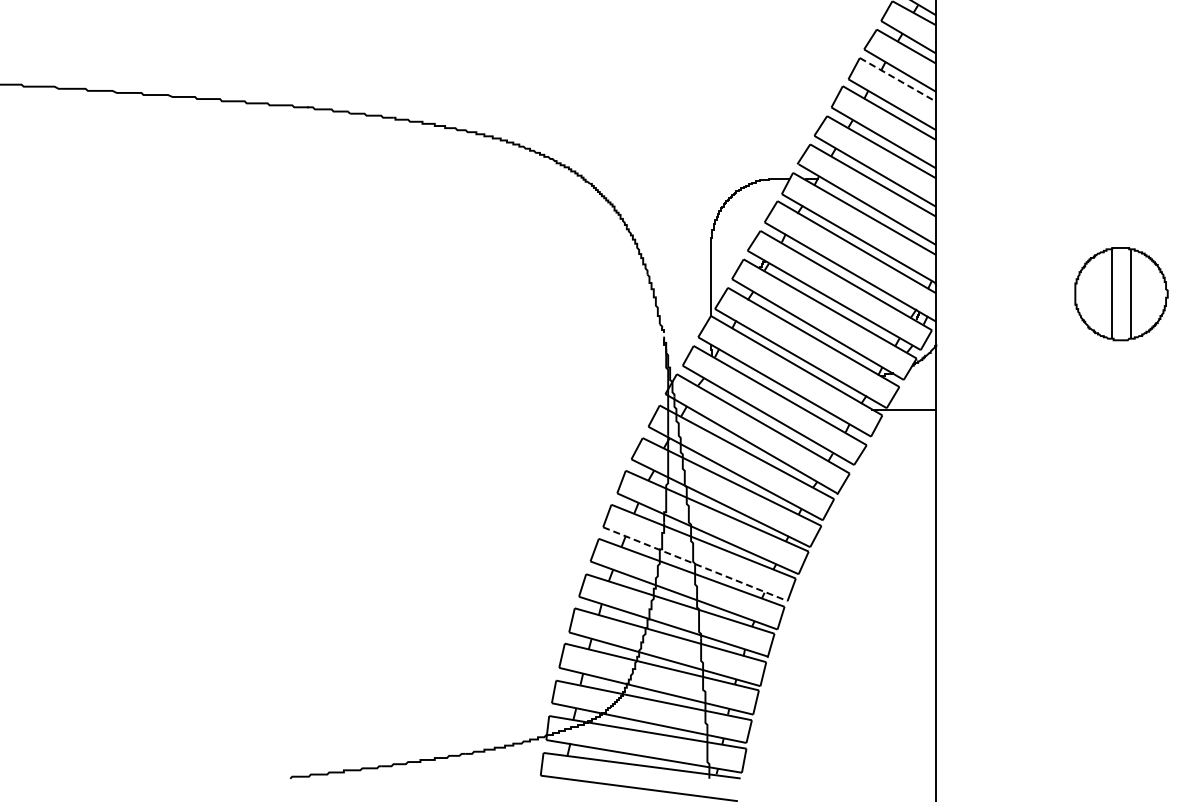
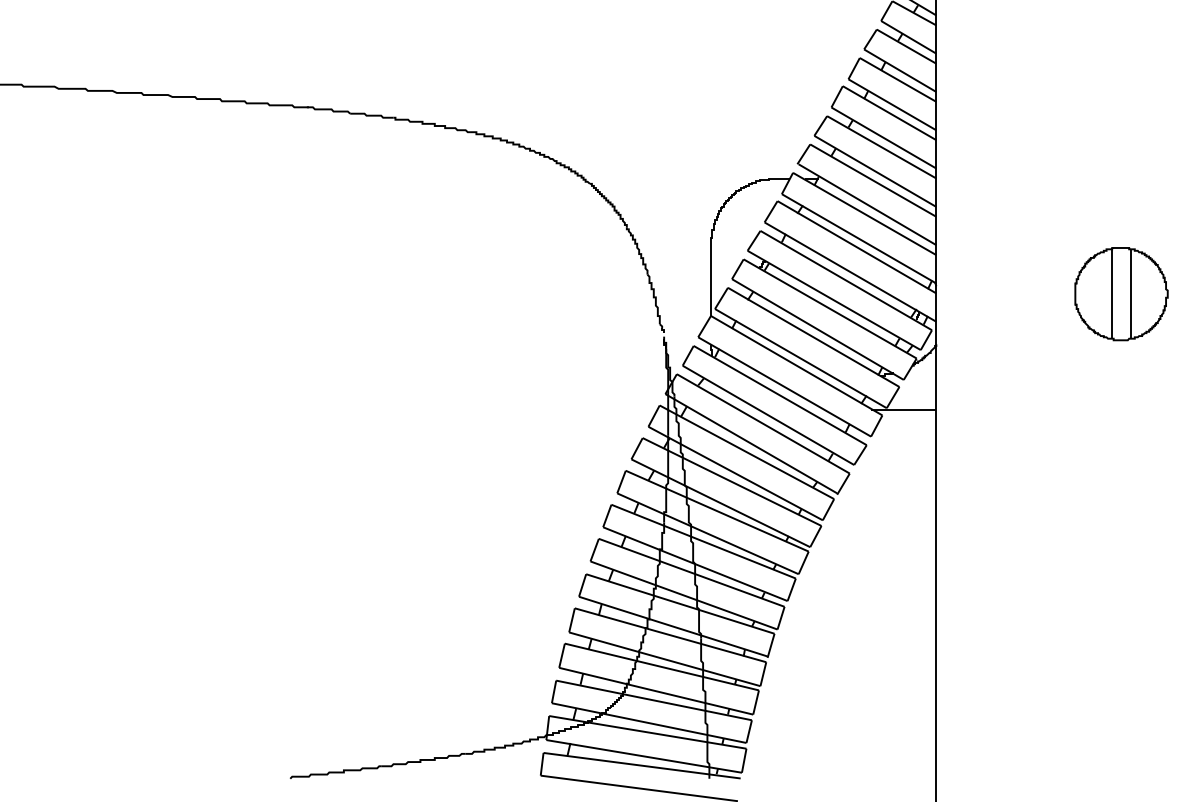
line: dashed -> solid (898, 80)
line: dashed -> solid (695, 564)
